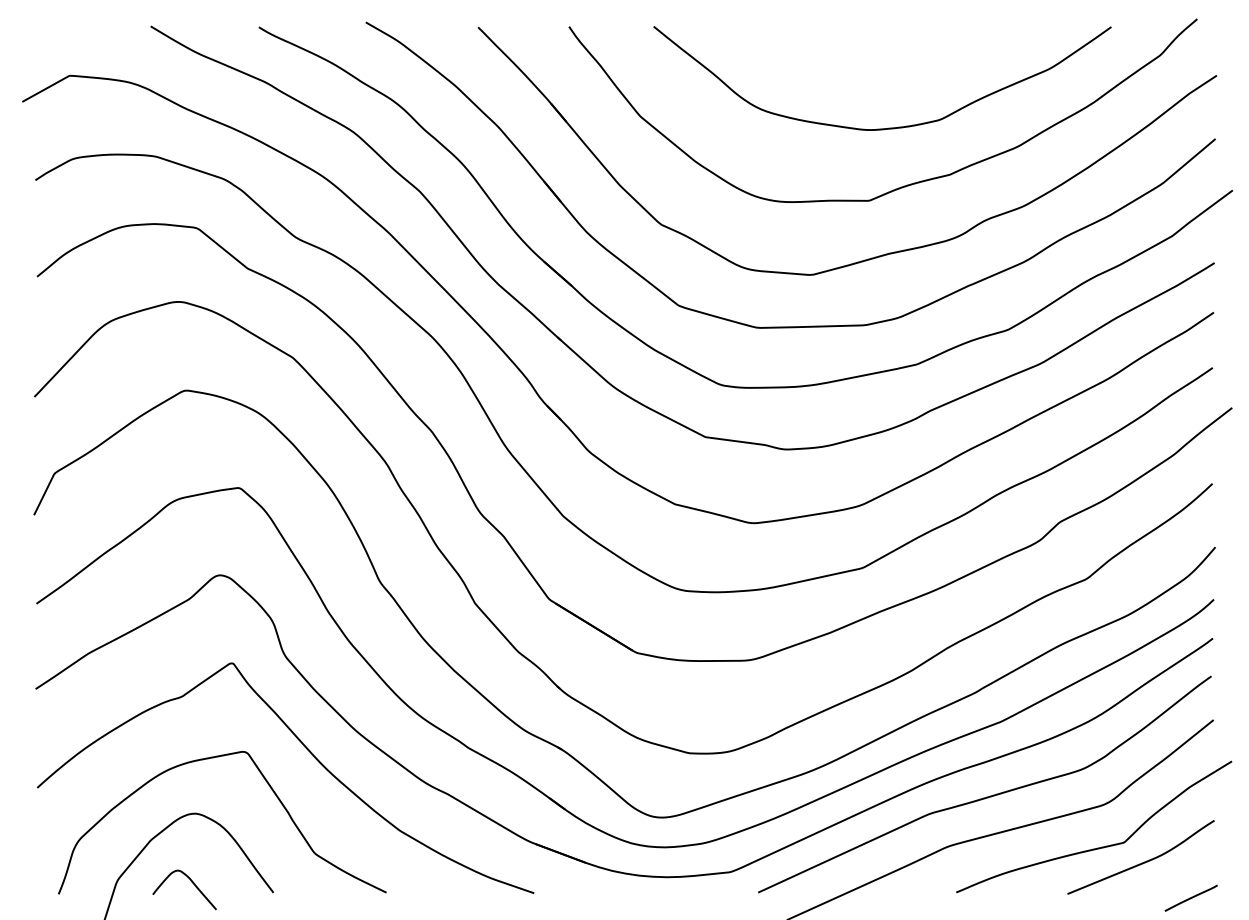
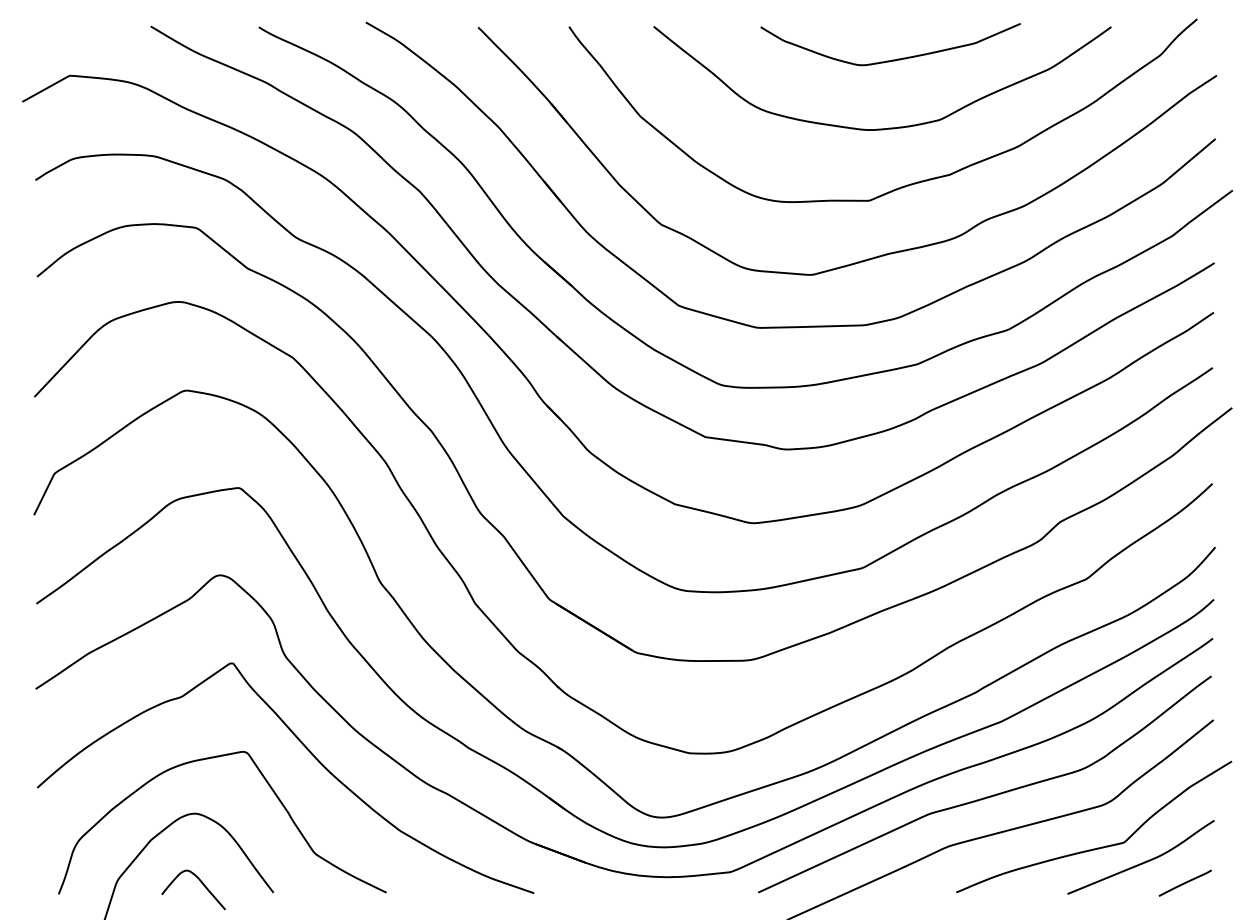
curve: none -> present (892, 59)
curve position: (191, 882) -> (200, 882) (200, 882)
line position: (1190, 897) -> (1184, 882) (1184, 882)
